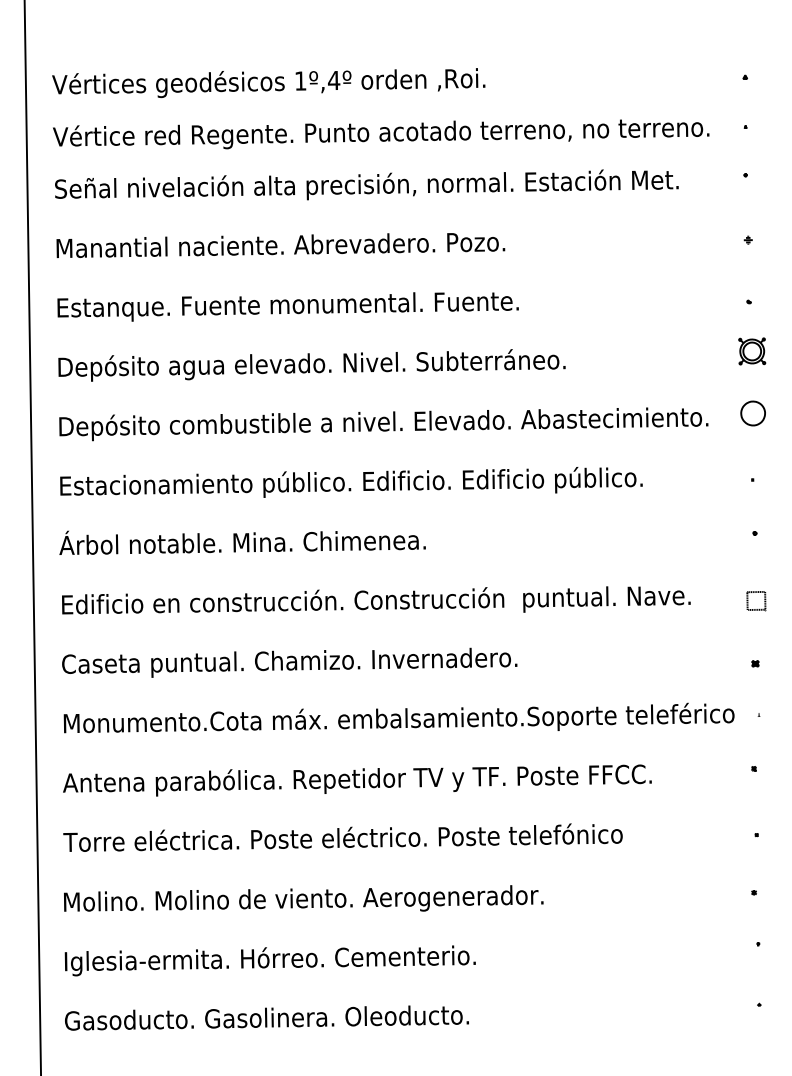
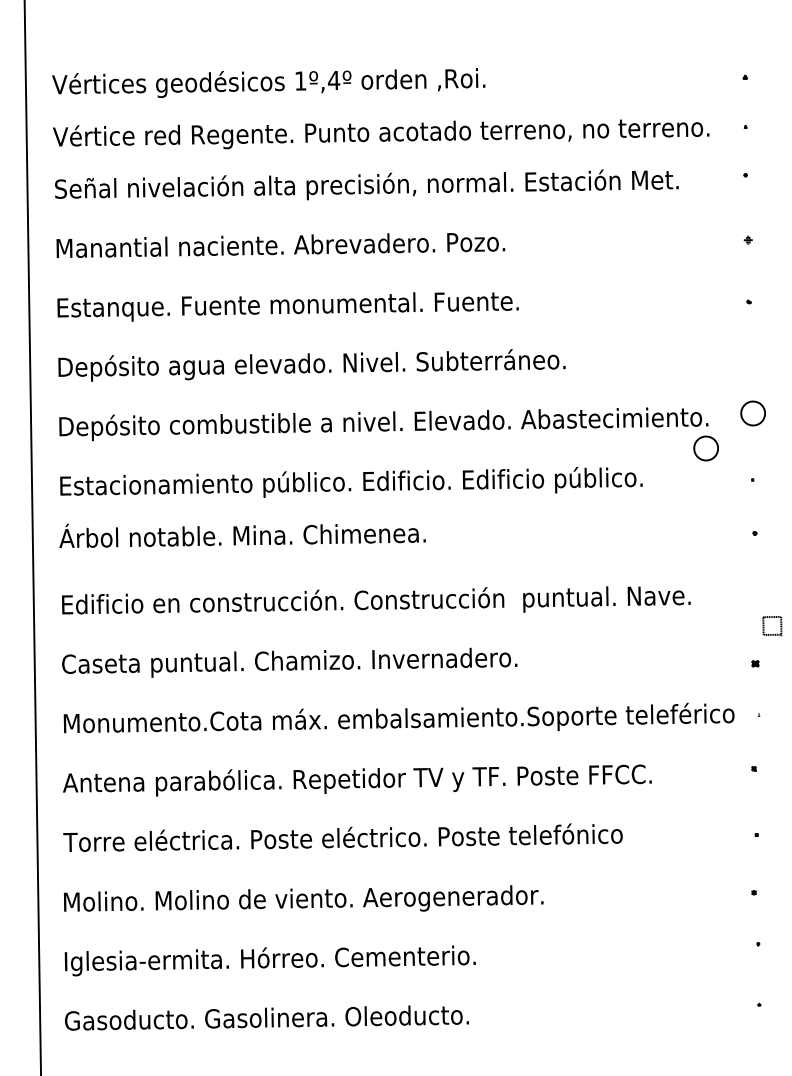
part: present -> none (752, 351)
part: none -> present (705, 448)
text position: (242, 542) -> (242, 535) (242, 535)
part position: (756, 601) -> (772, 626) (772, 626)
